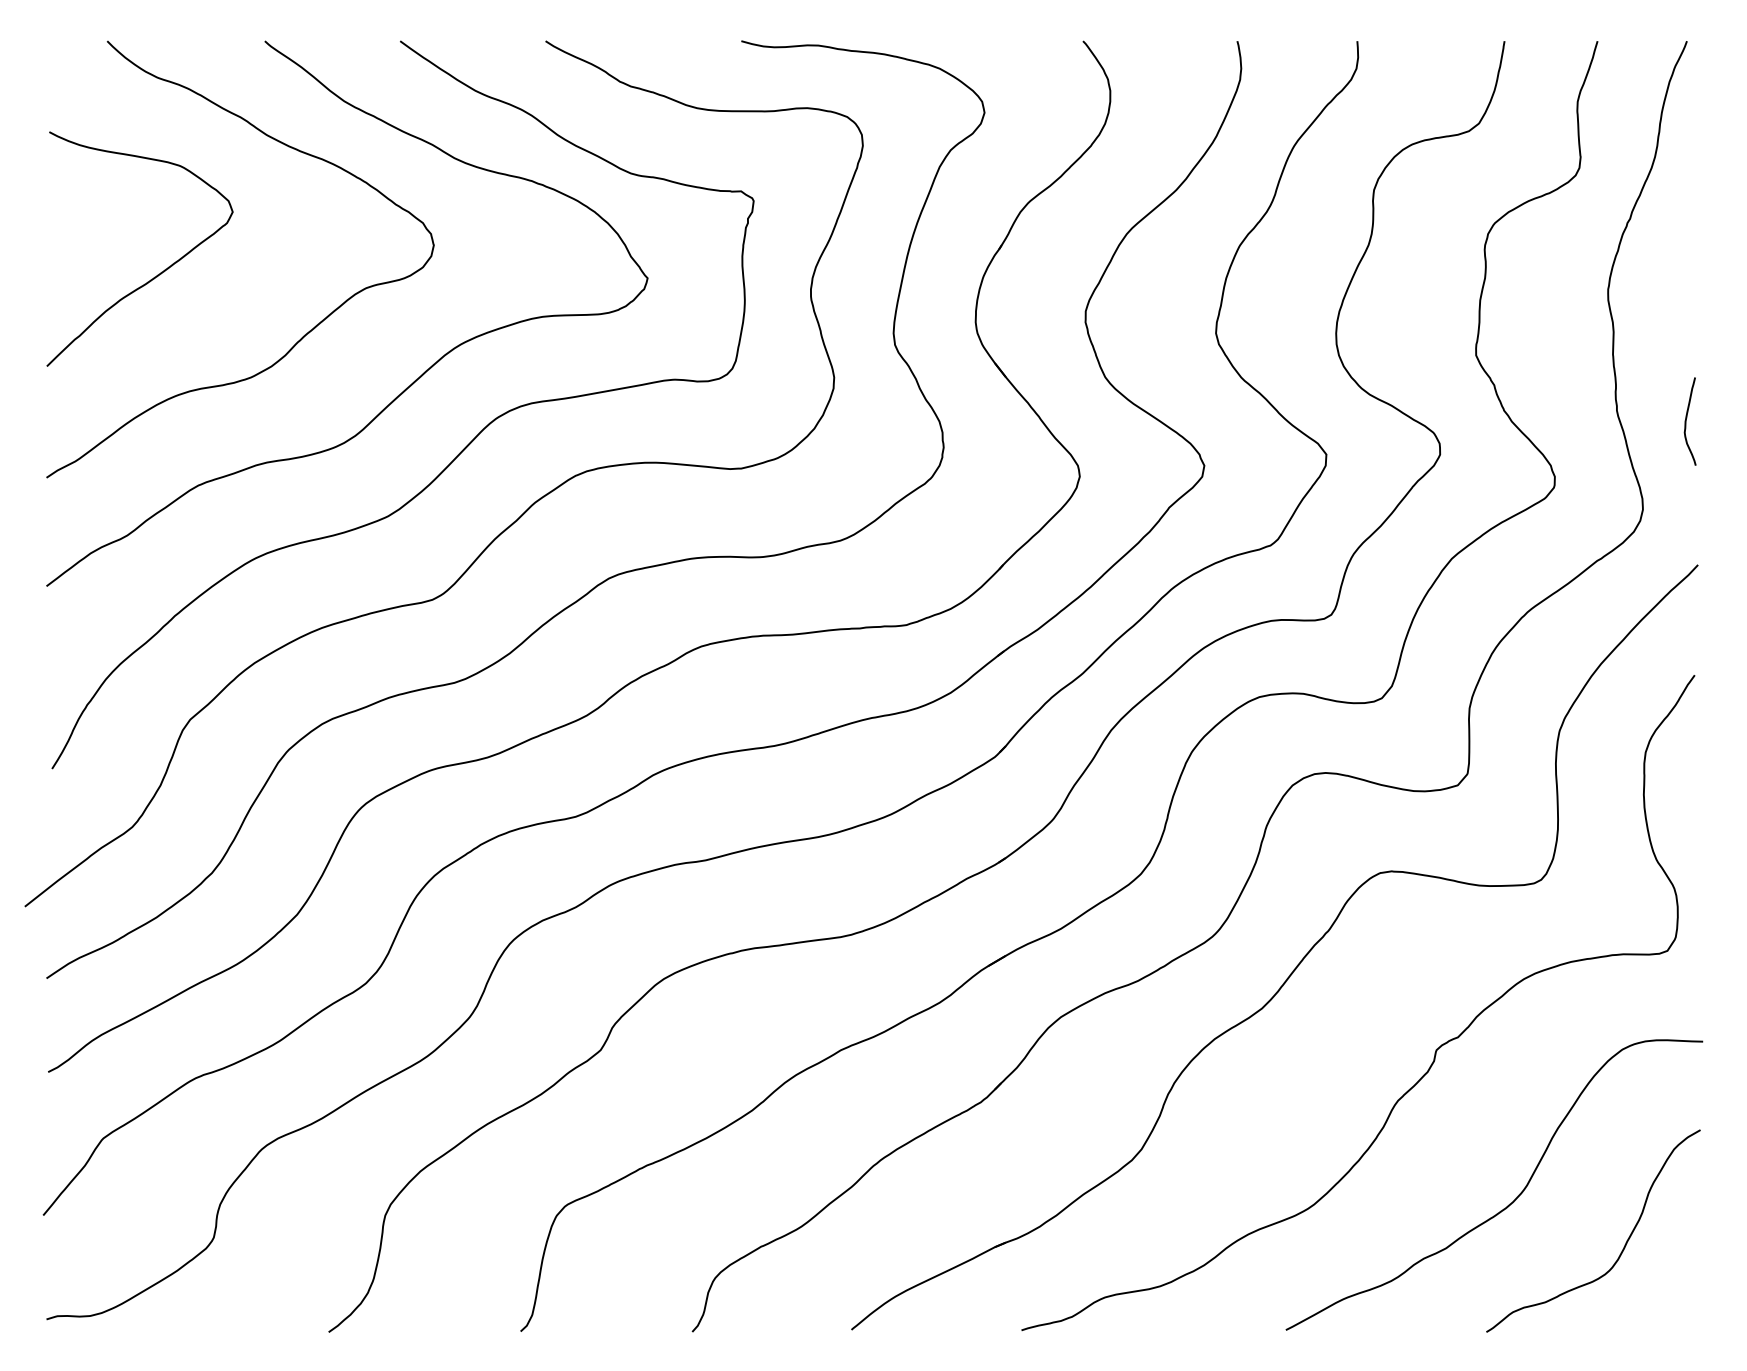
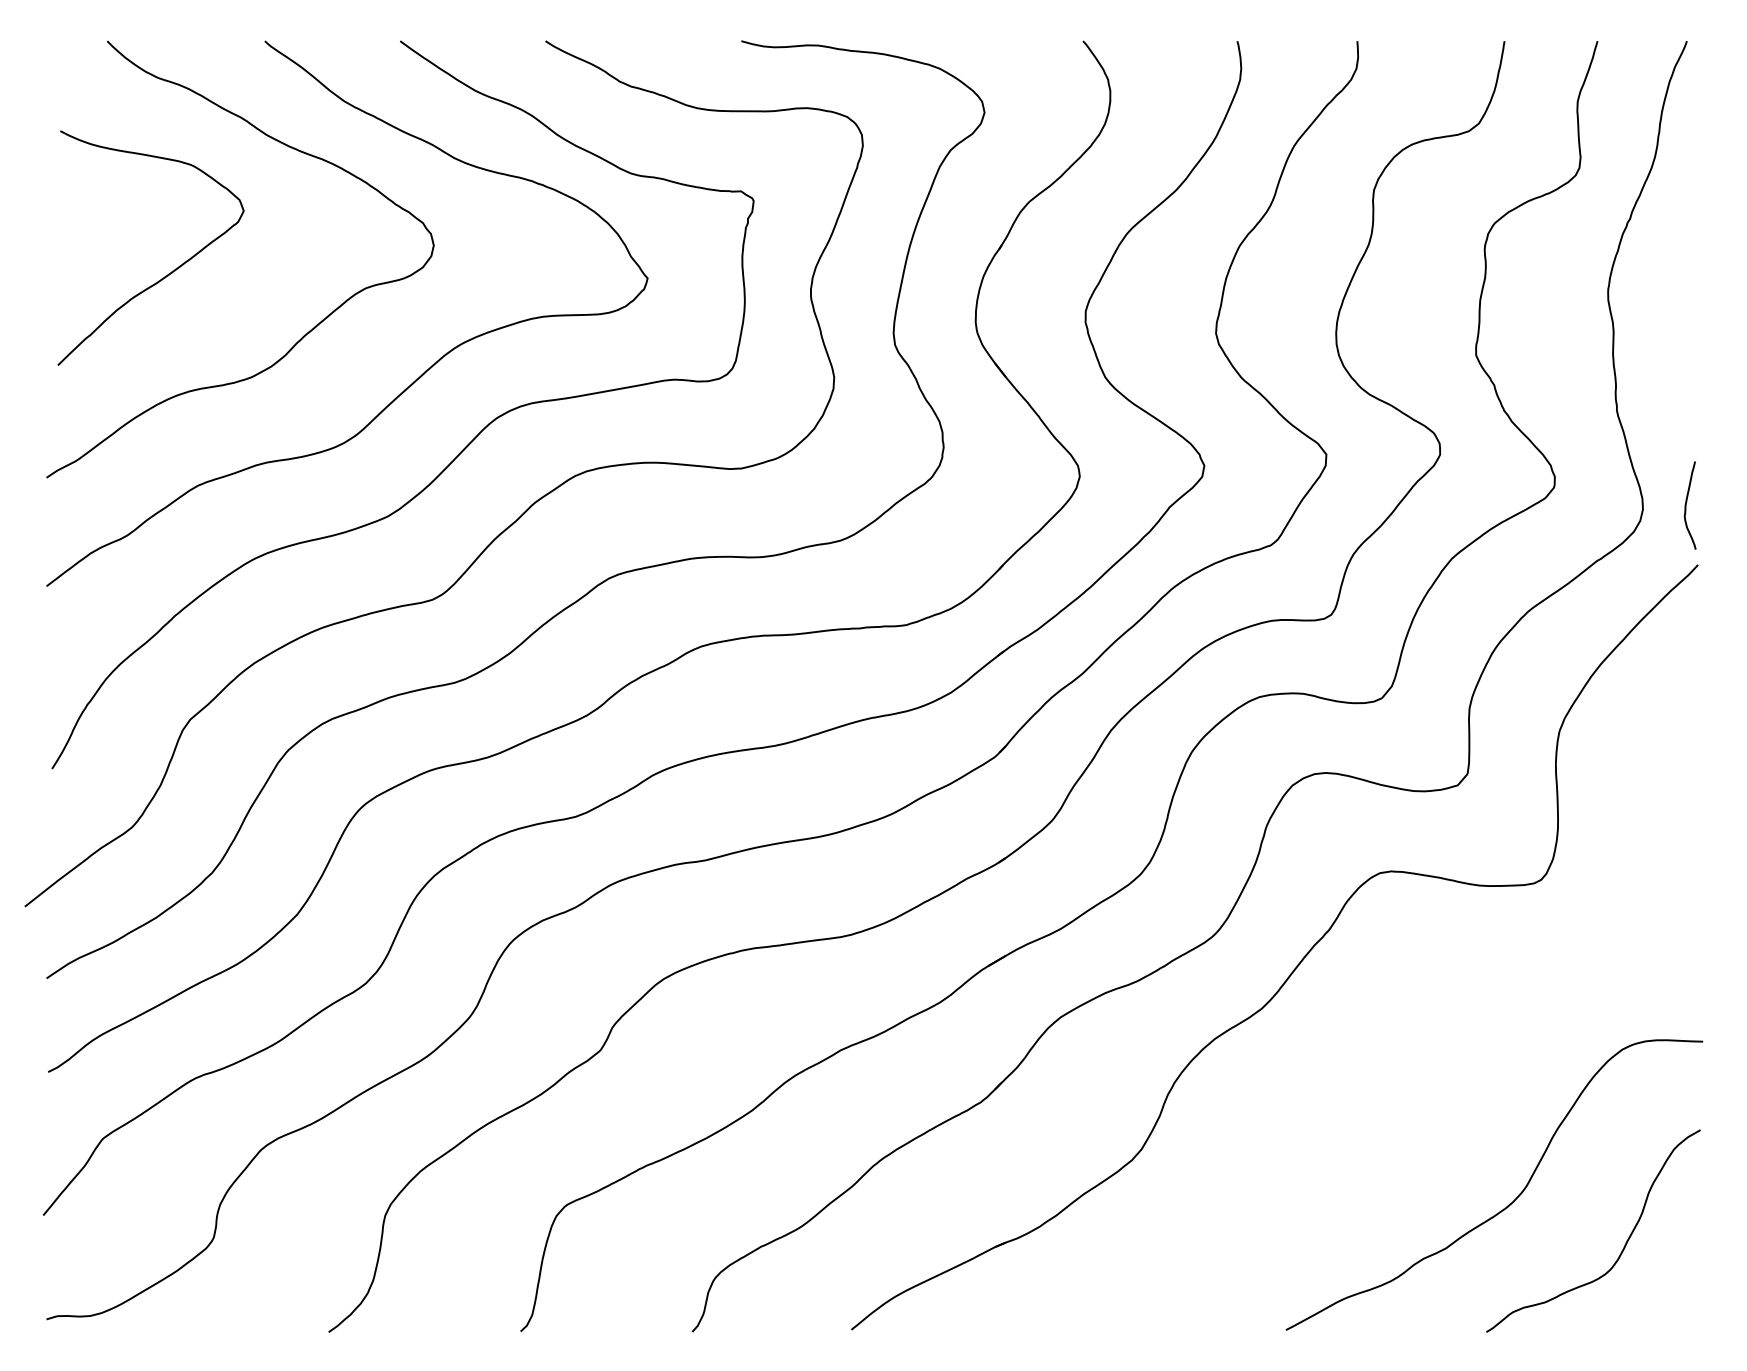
curve position: (157, 274) -> (168, 273) (168, 273)
curve position: (1686, 421) -> (1686, 505) (1686, 505)
curve: present -> none (1435, 1049)
